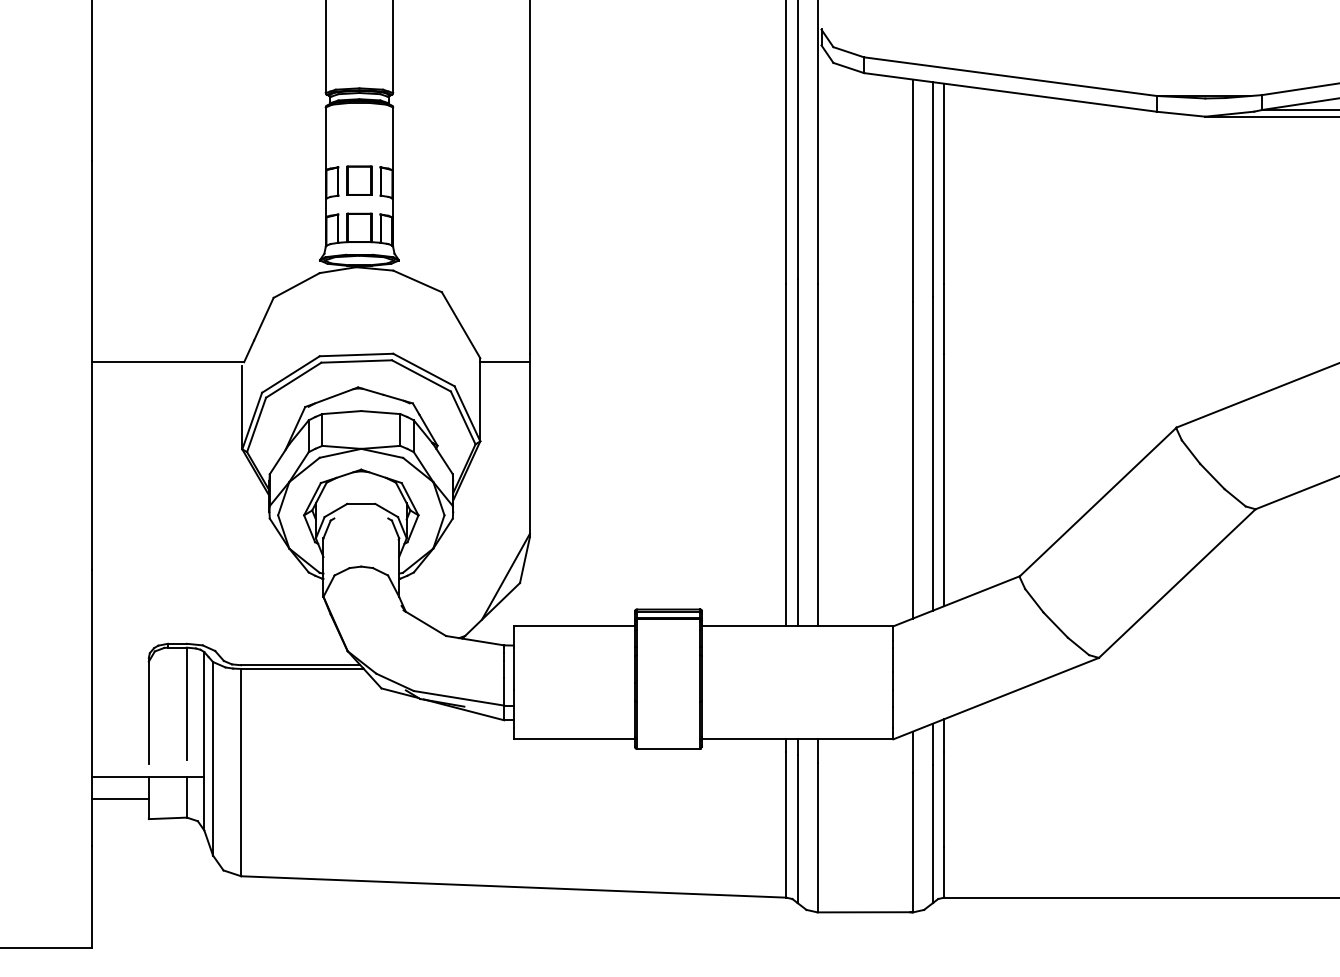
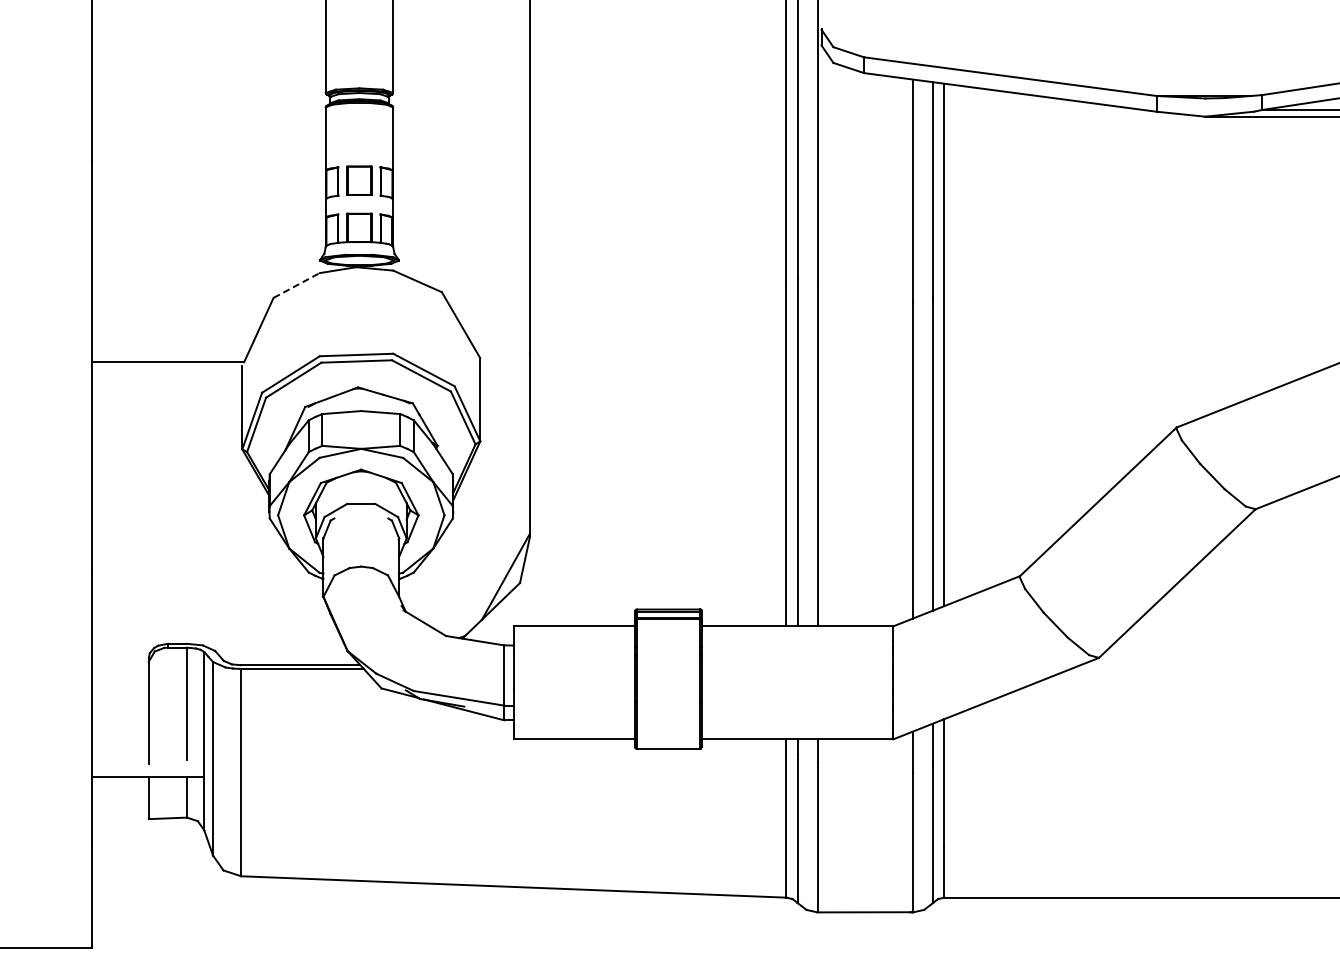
line: solid -> dashed (297, 285)
line: present -> none (504, 362)
line: present -> none (120, 798)
